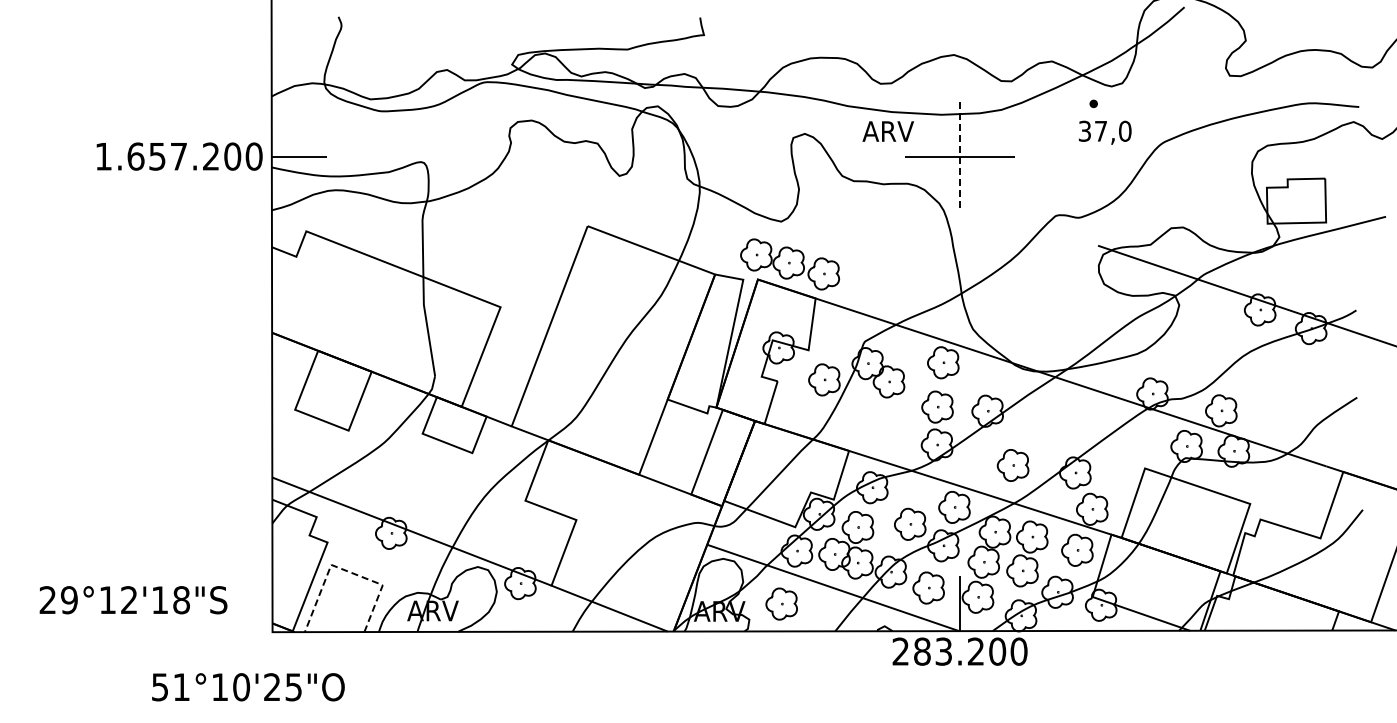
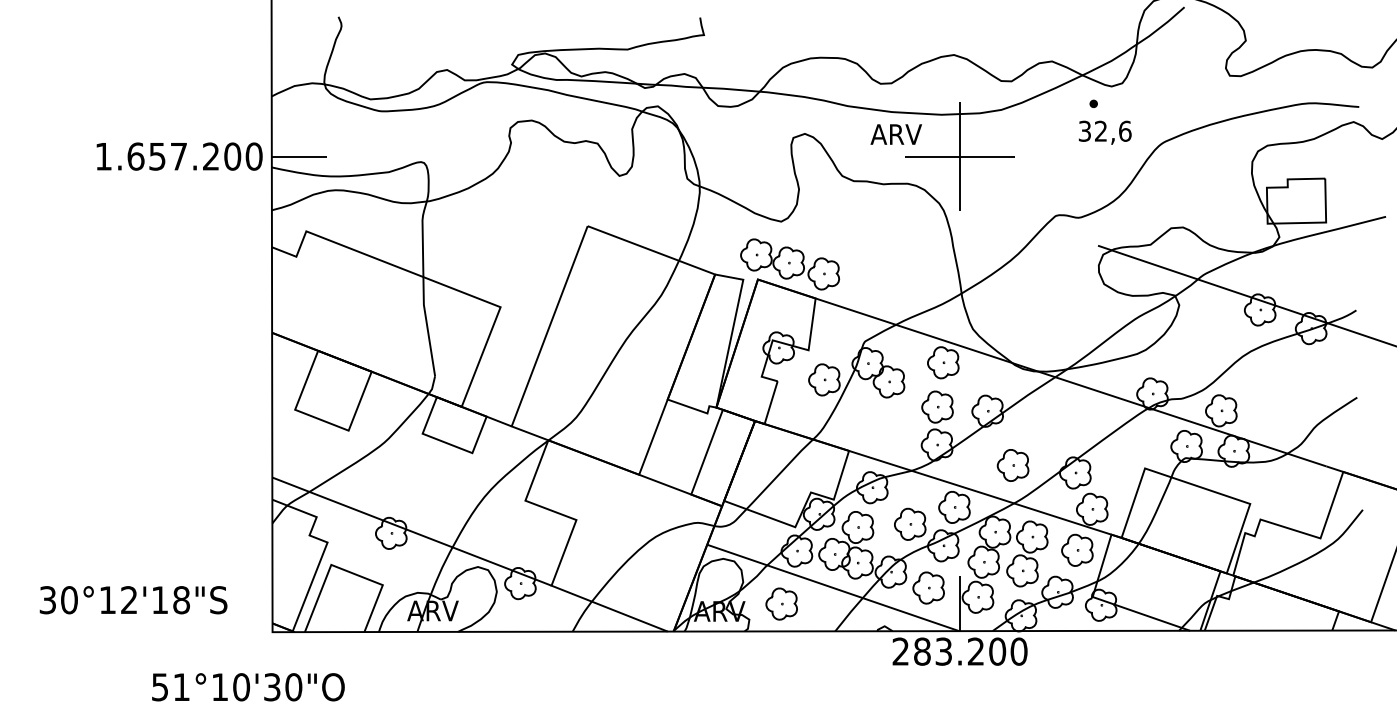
text: 37,0 -> 32,6 (1113, 130)
text position: (887, 131) -> (895, 134) (895, 134)
line: dashed -> solid (960, 156)
line: dashed -> solid (346, 571)
text: 29°12'18"S -> 30°12'18"S (58, 600)
text: 51°10'25"O -> 51°10'30"O (283, 687)
